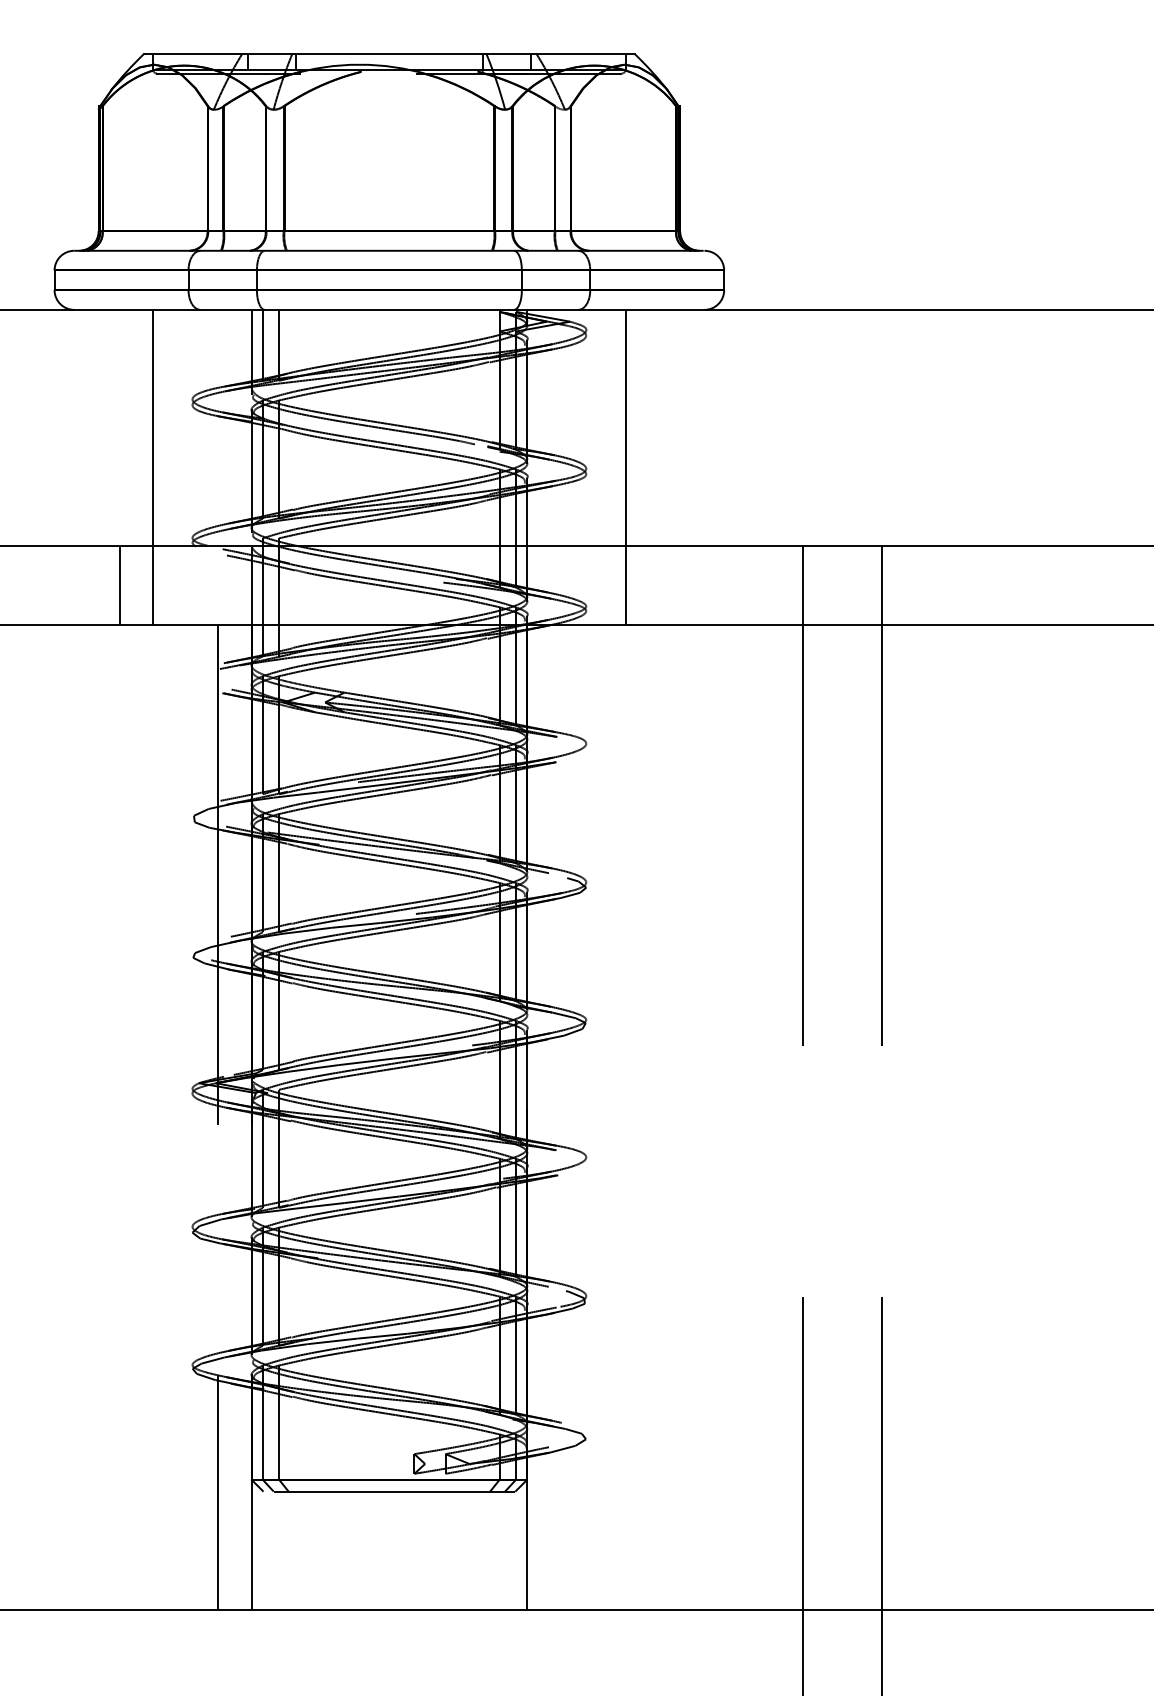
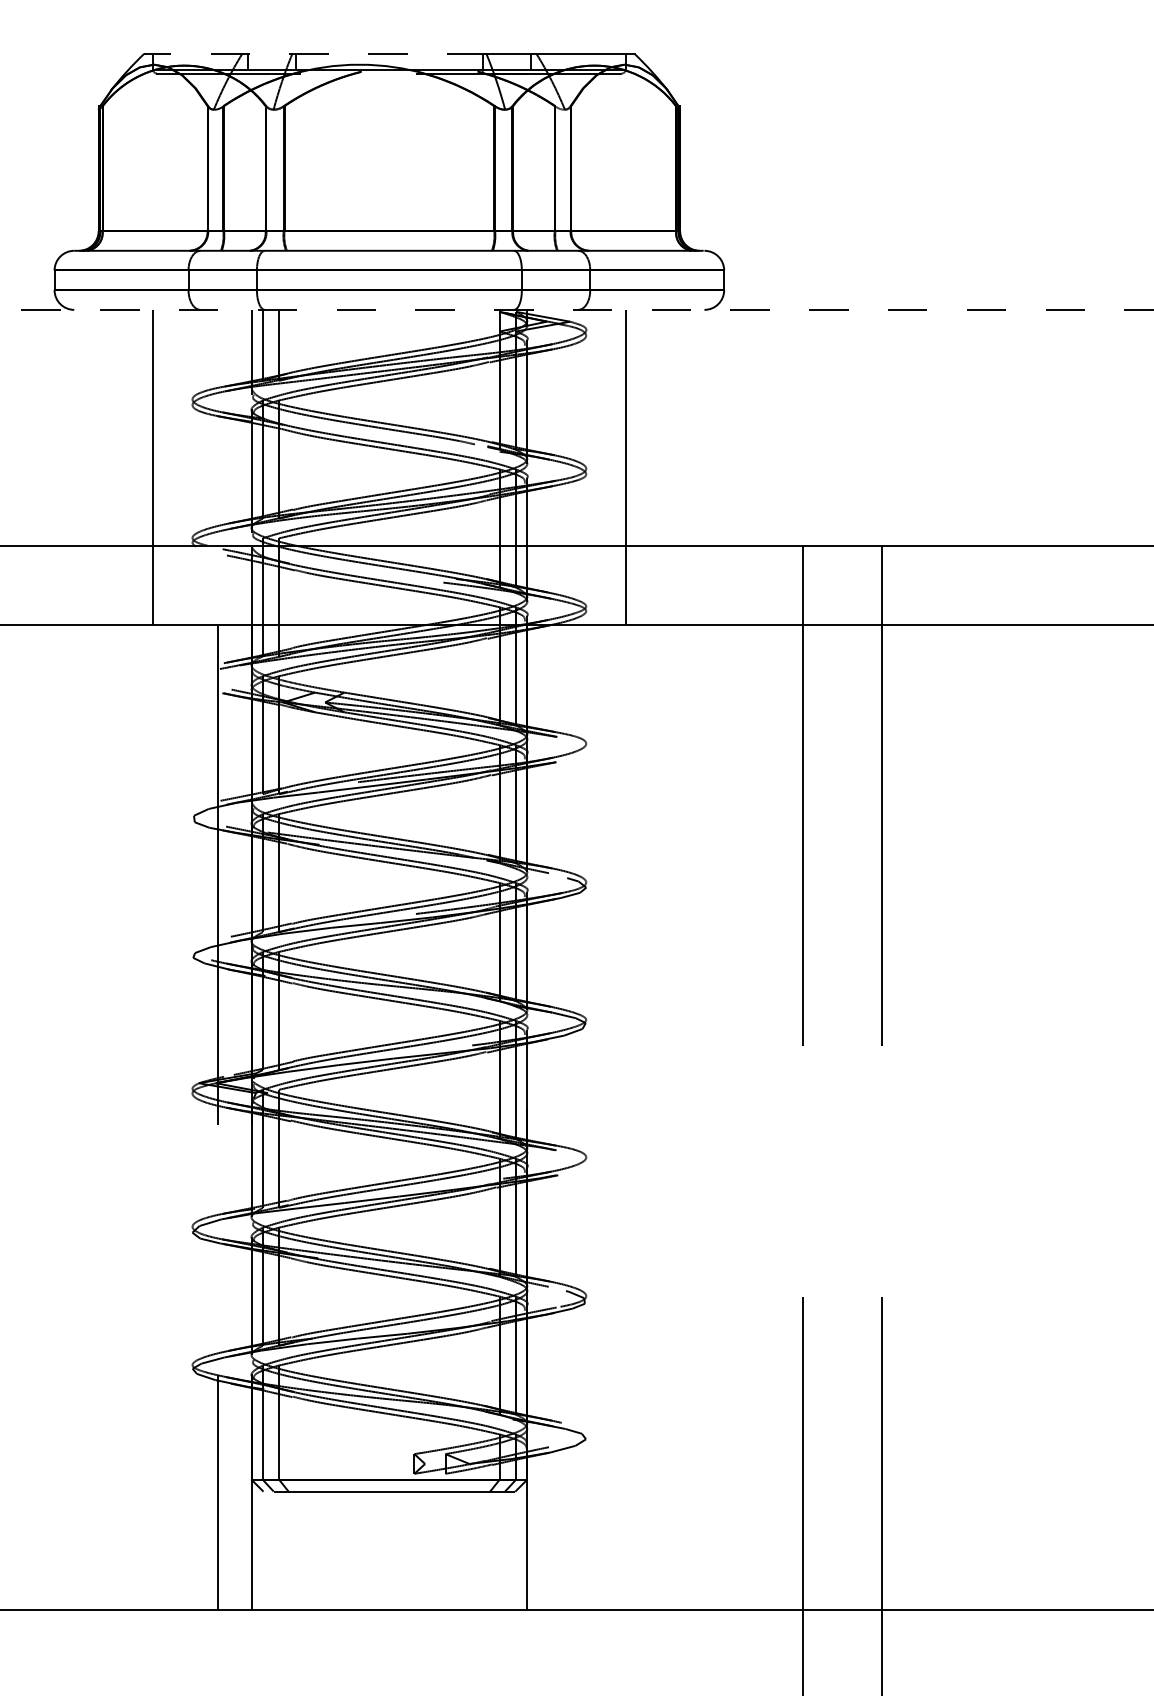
line: solid -> dashed (314, 53)
line: solid -> dashed (577, 309)
line: present -> none (119, 585)
